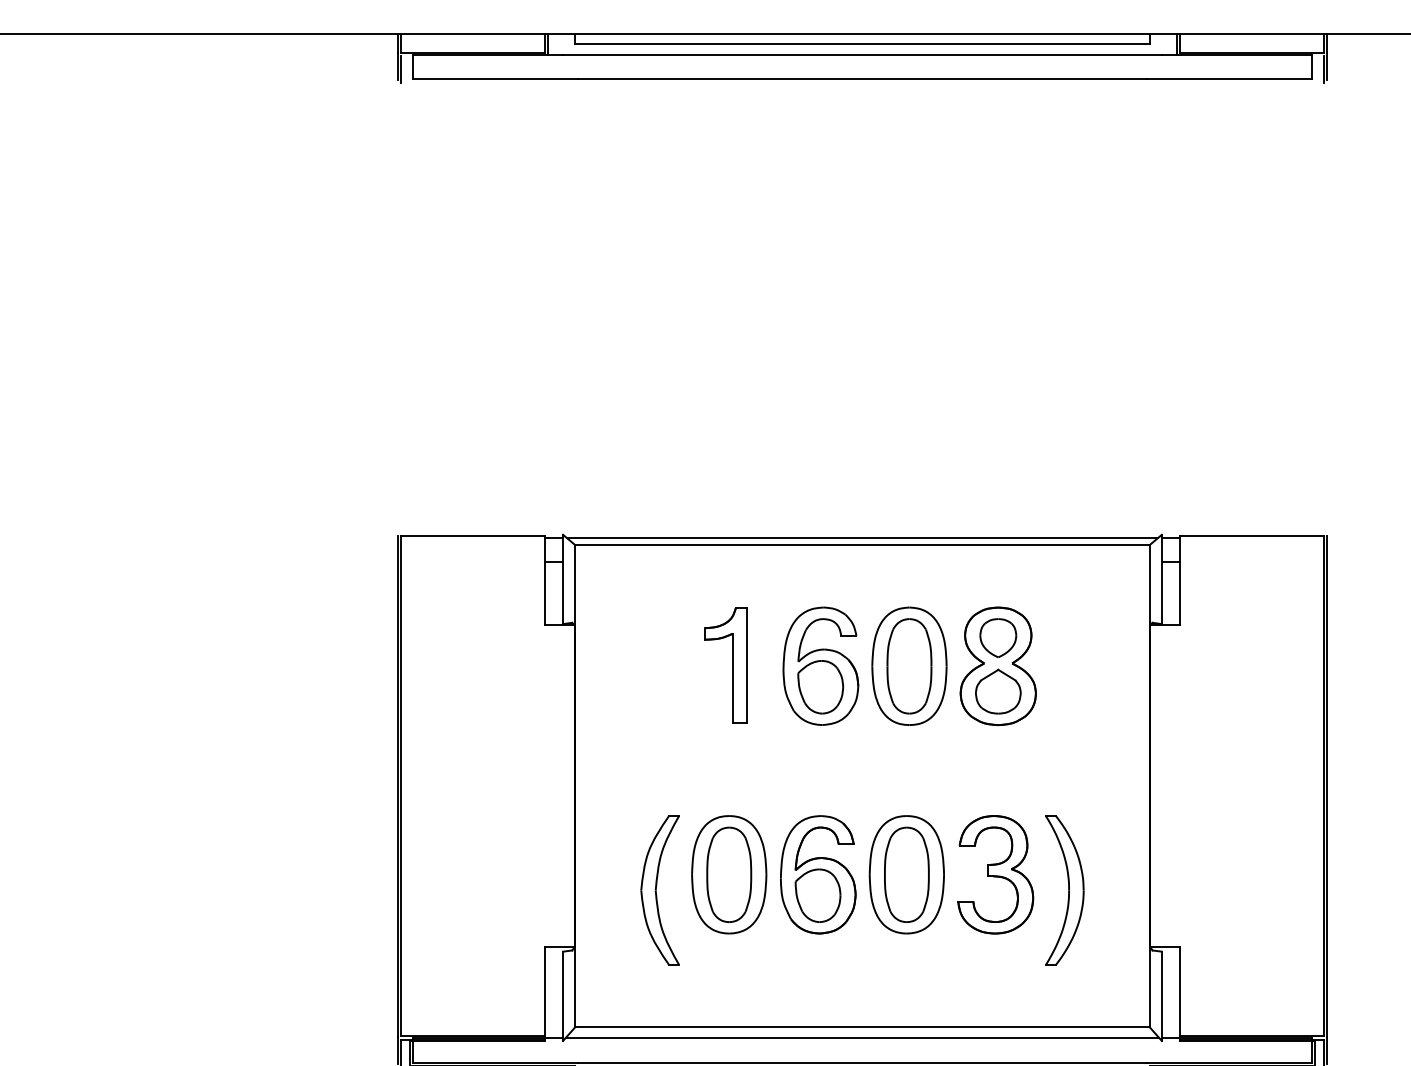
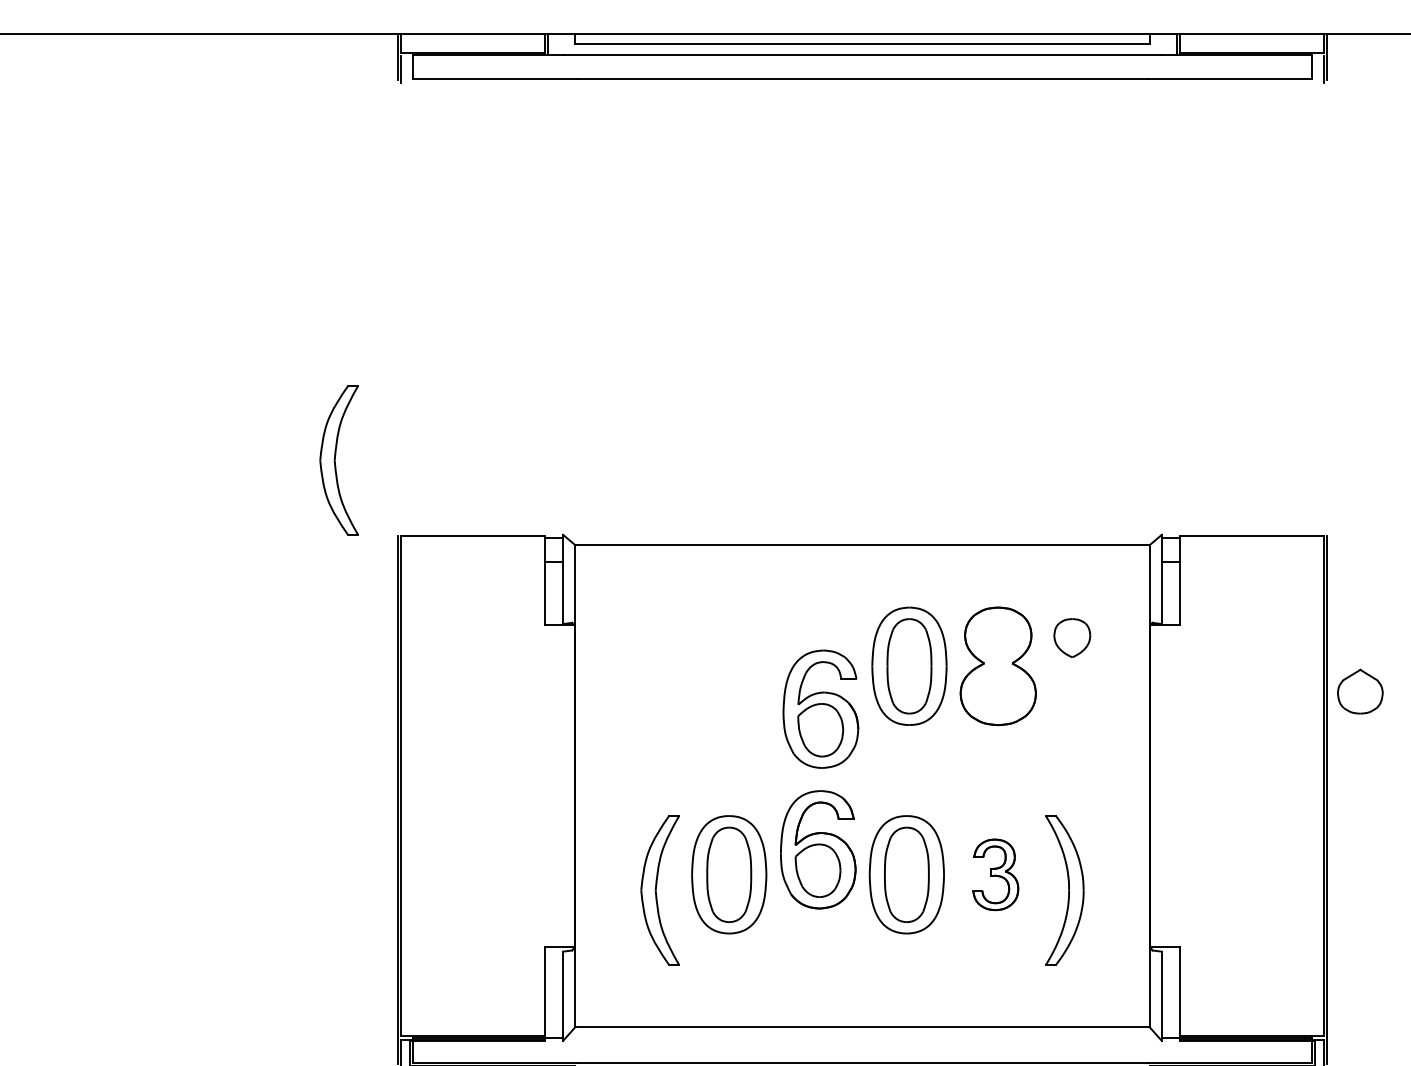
part: none -> present (338, 460)
line: present -> none (862, 537)
part position: (998, 637) -> (1072, 637) (1072, 637)
part: present -> none (732, 665)
part position: (820, 665) -> (820, 708) (820, 708)
part position: (998, 691) -> (1360, 691) (1360, 691)
part position: (818, 874) -> (818, 849) (818, 849)
part size: 78x120 px -> 48x74 px (995, 874)
line: present -> none (862, 1038)
